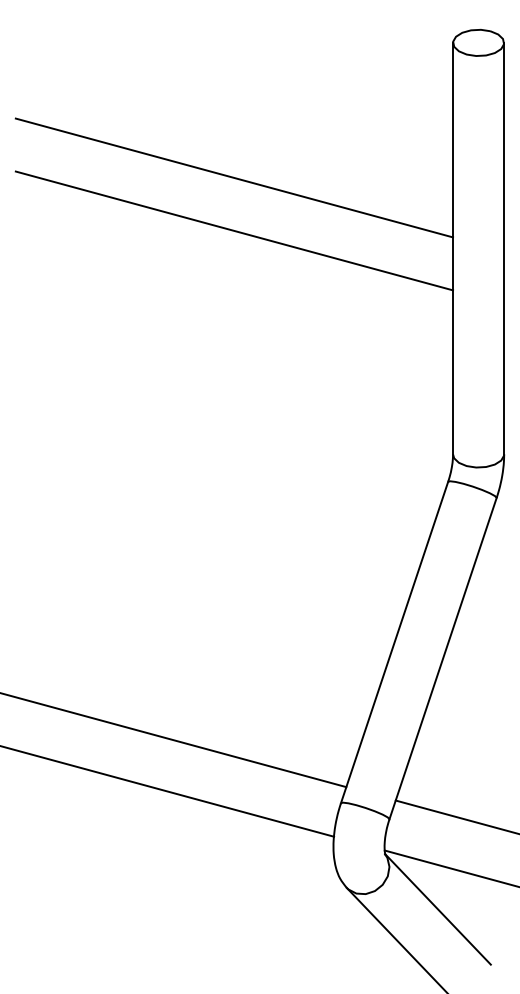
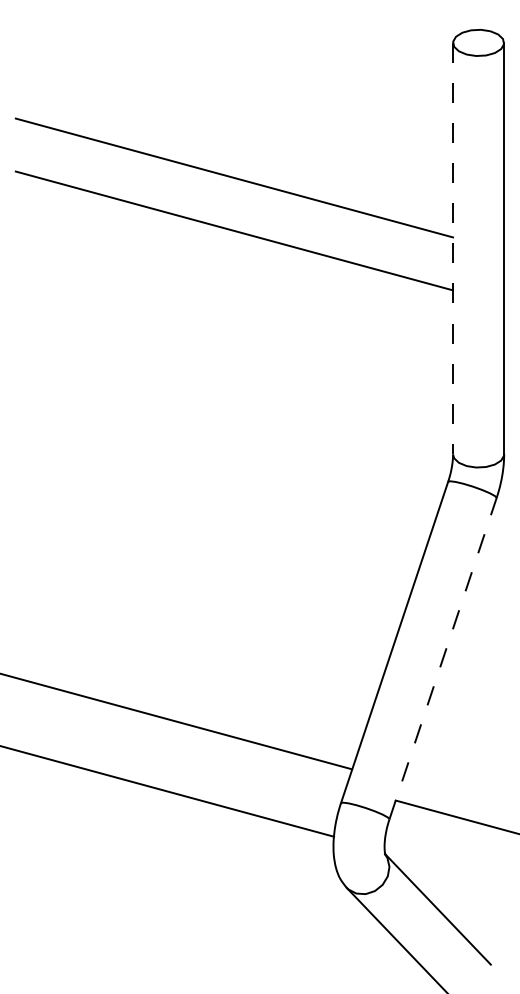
line: solid -> dashed (453, 248)
line: solid -> dashed (443, 658)
line position: (174, 740) -> (176, 721) (176, 721)
line: present -> none (450, 868)
